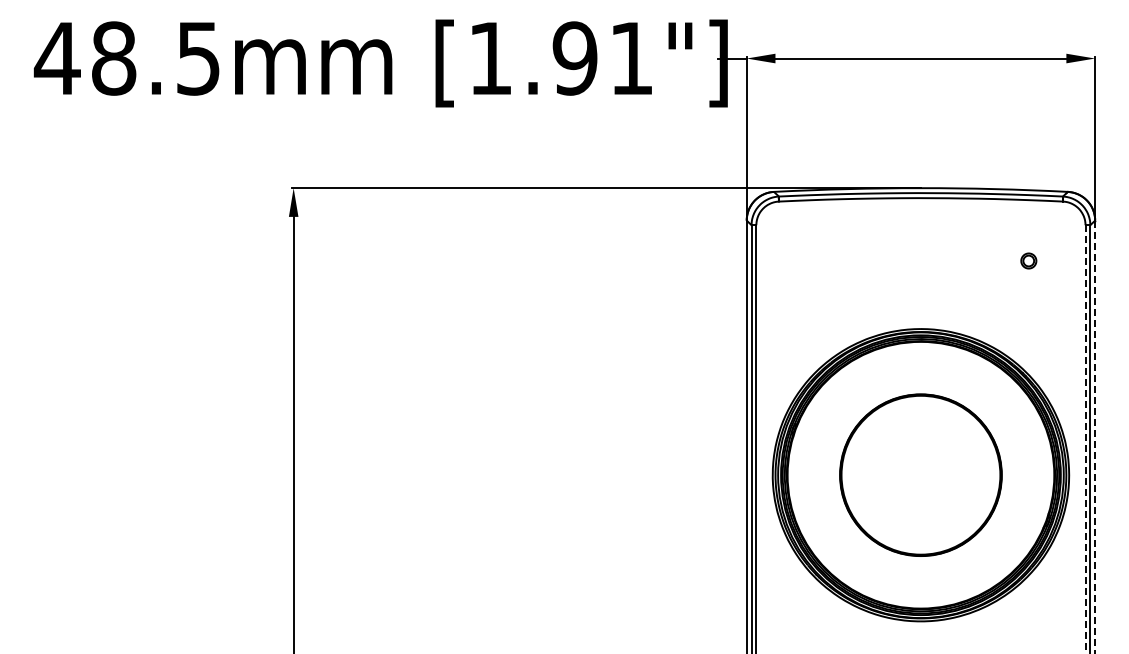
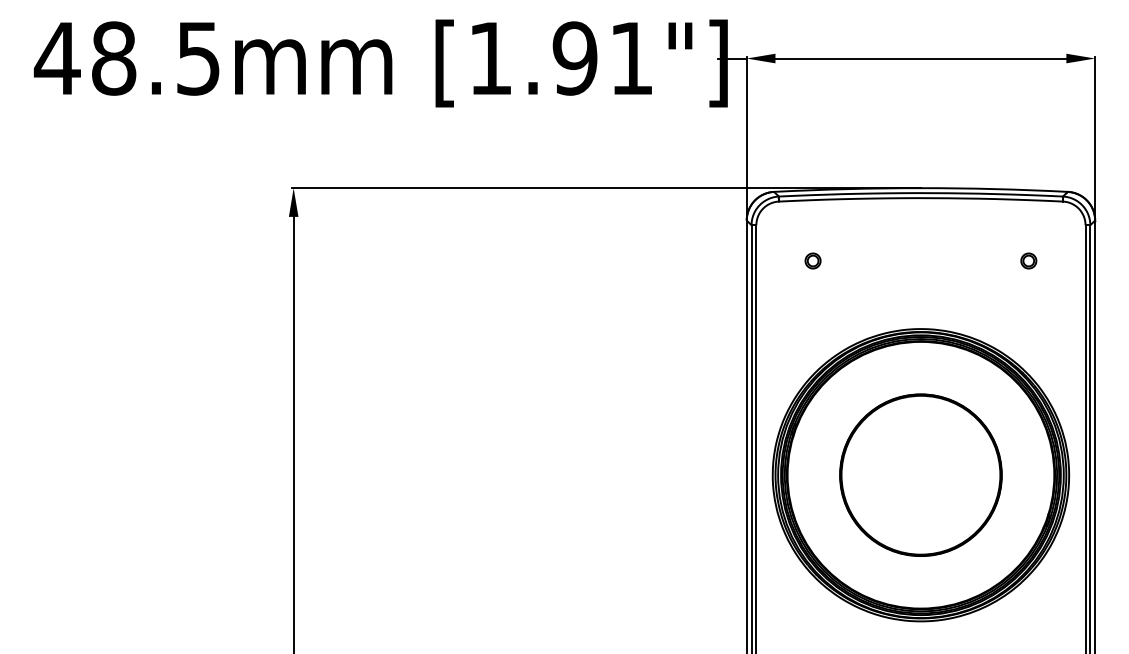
part: none -> present (812, 260)
line: dashed -> solid (1095, 437)
line: dashed -> solid (1085, 439)
